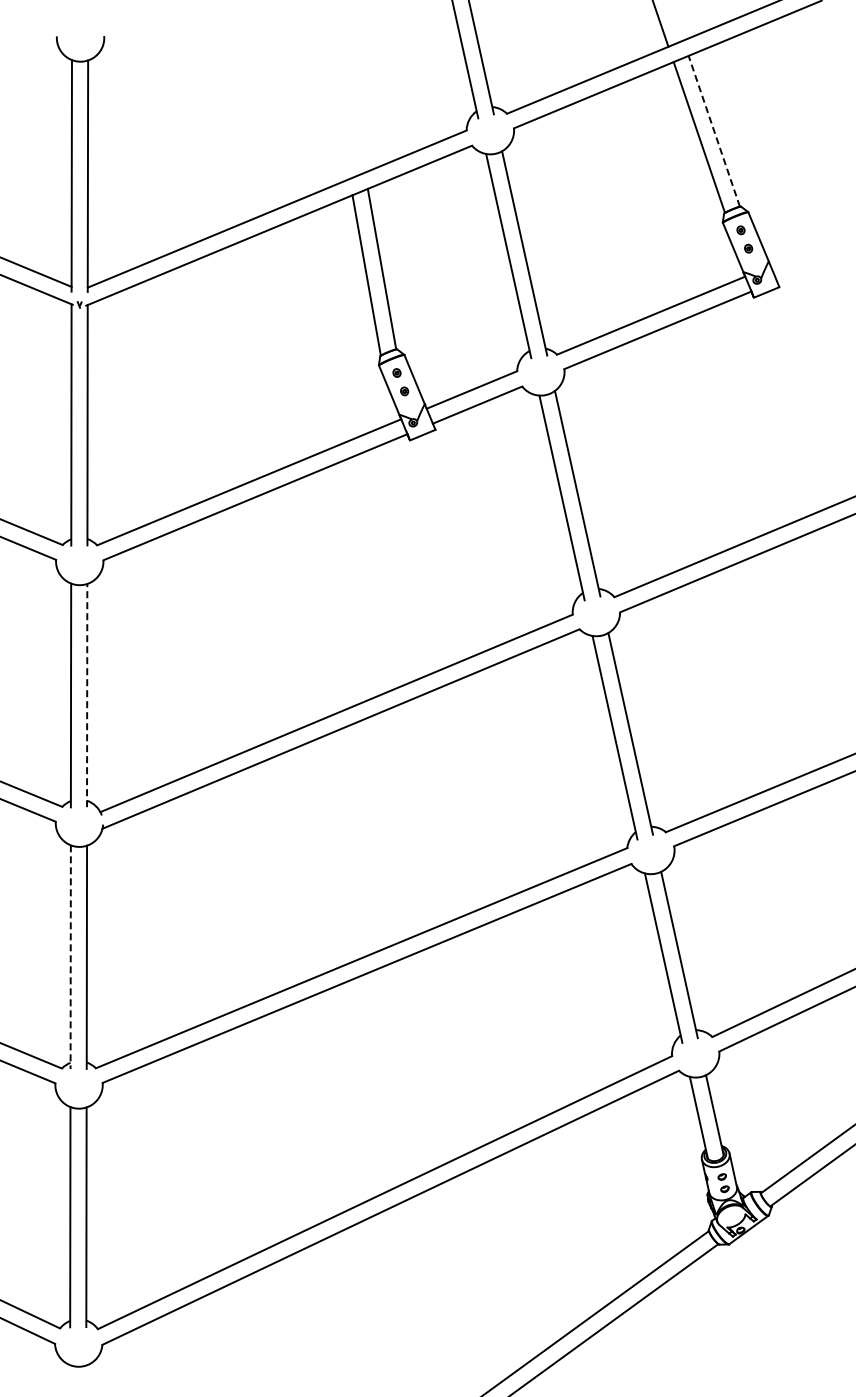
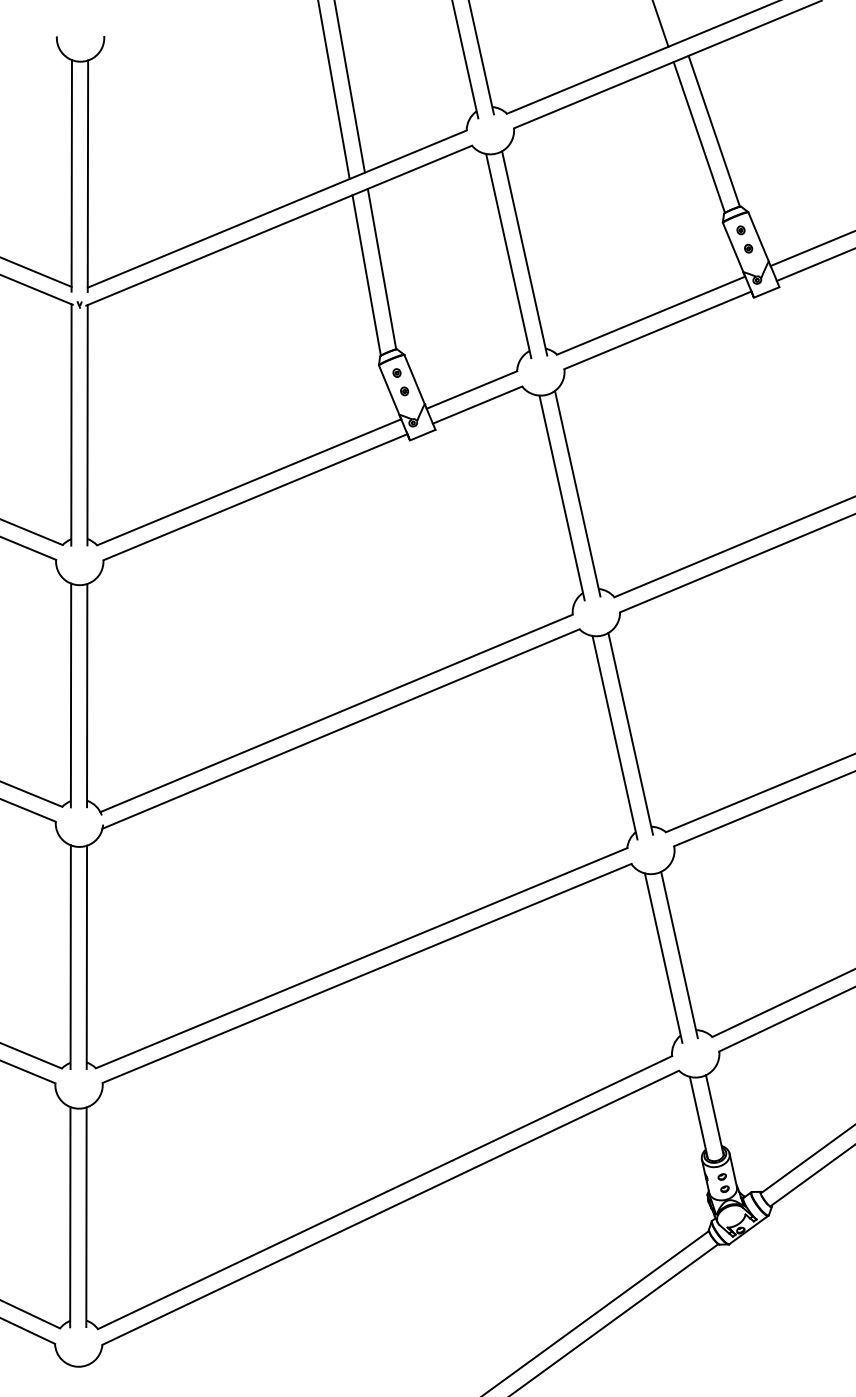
line: none -> present (349, 87)
line: none -> present (333, 90)
line: dashed -> solid (714, 131)
line: none -> present (811, 249)
line: none -> present (814, 264)
line: dashed -> solid (87, 695)
line: dashed -> solid (70, 957)
